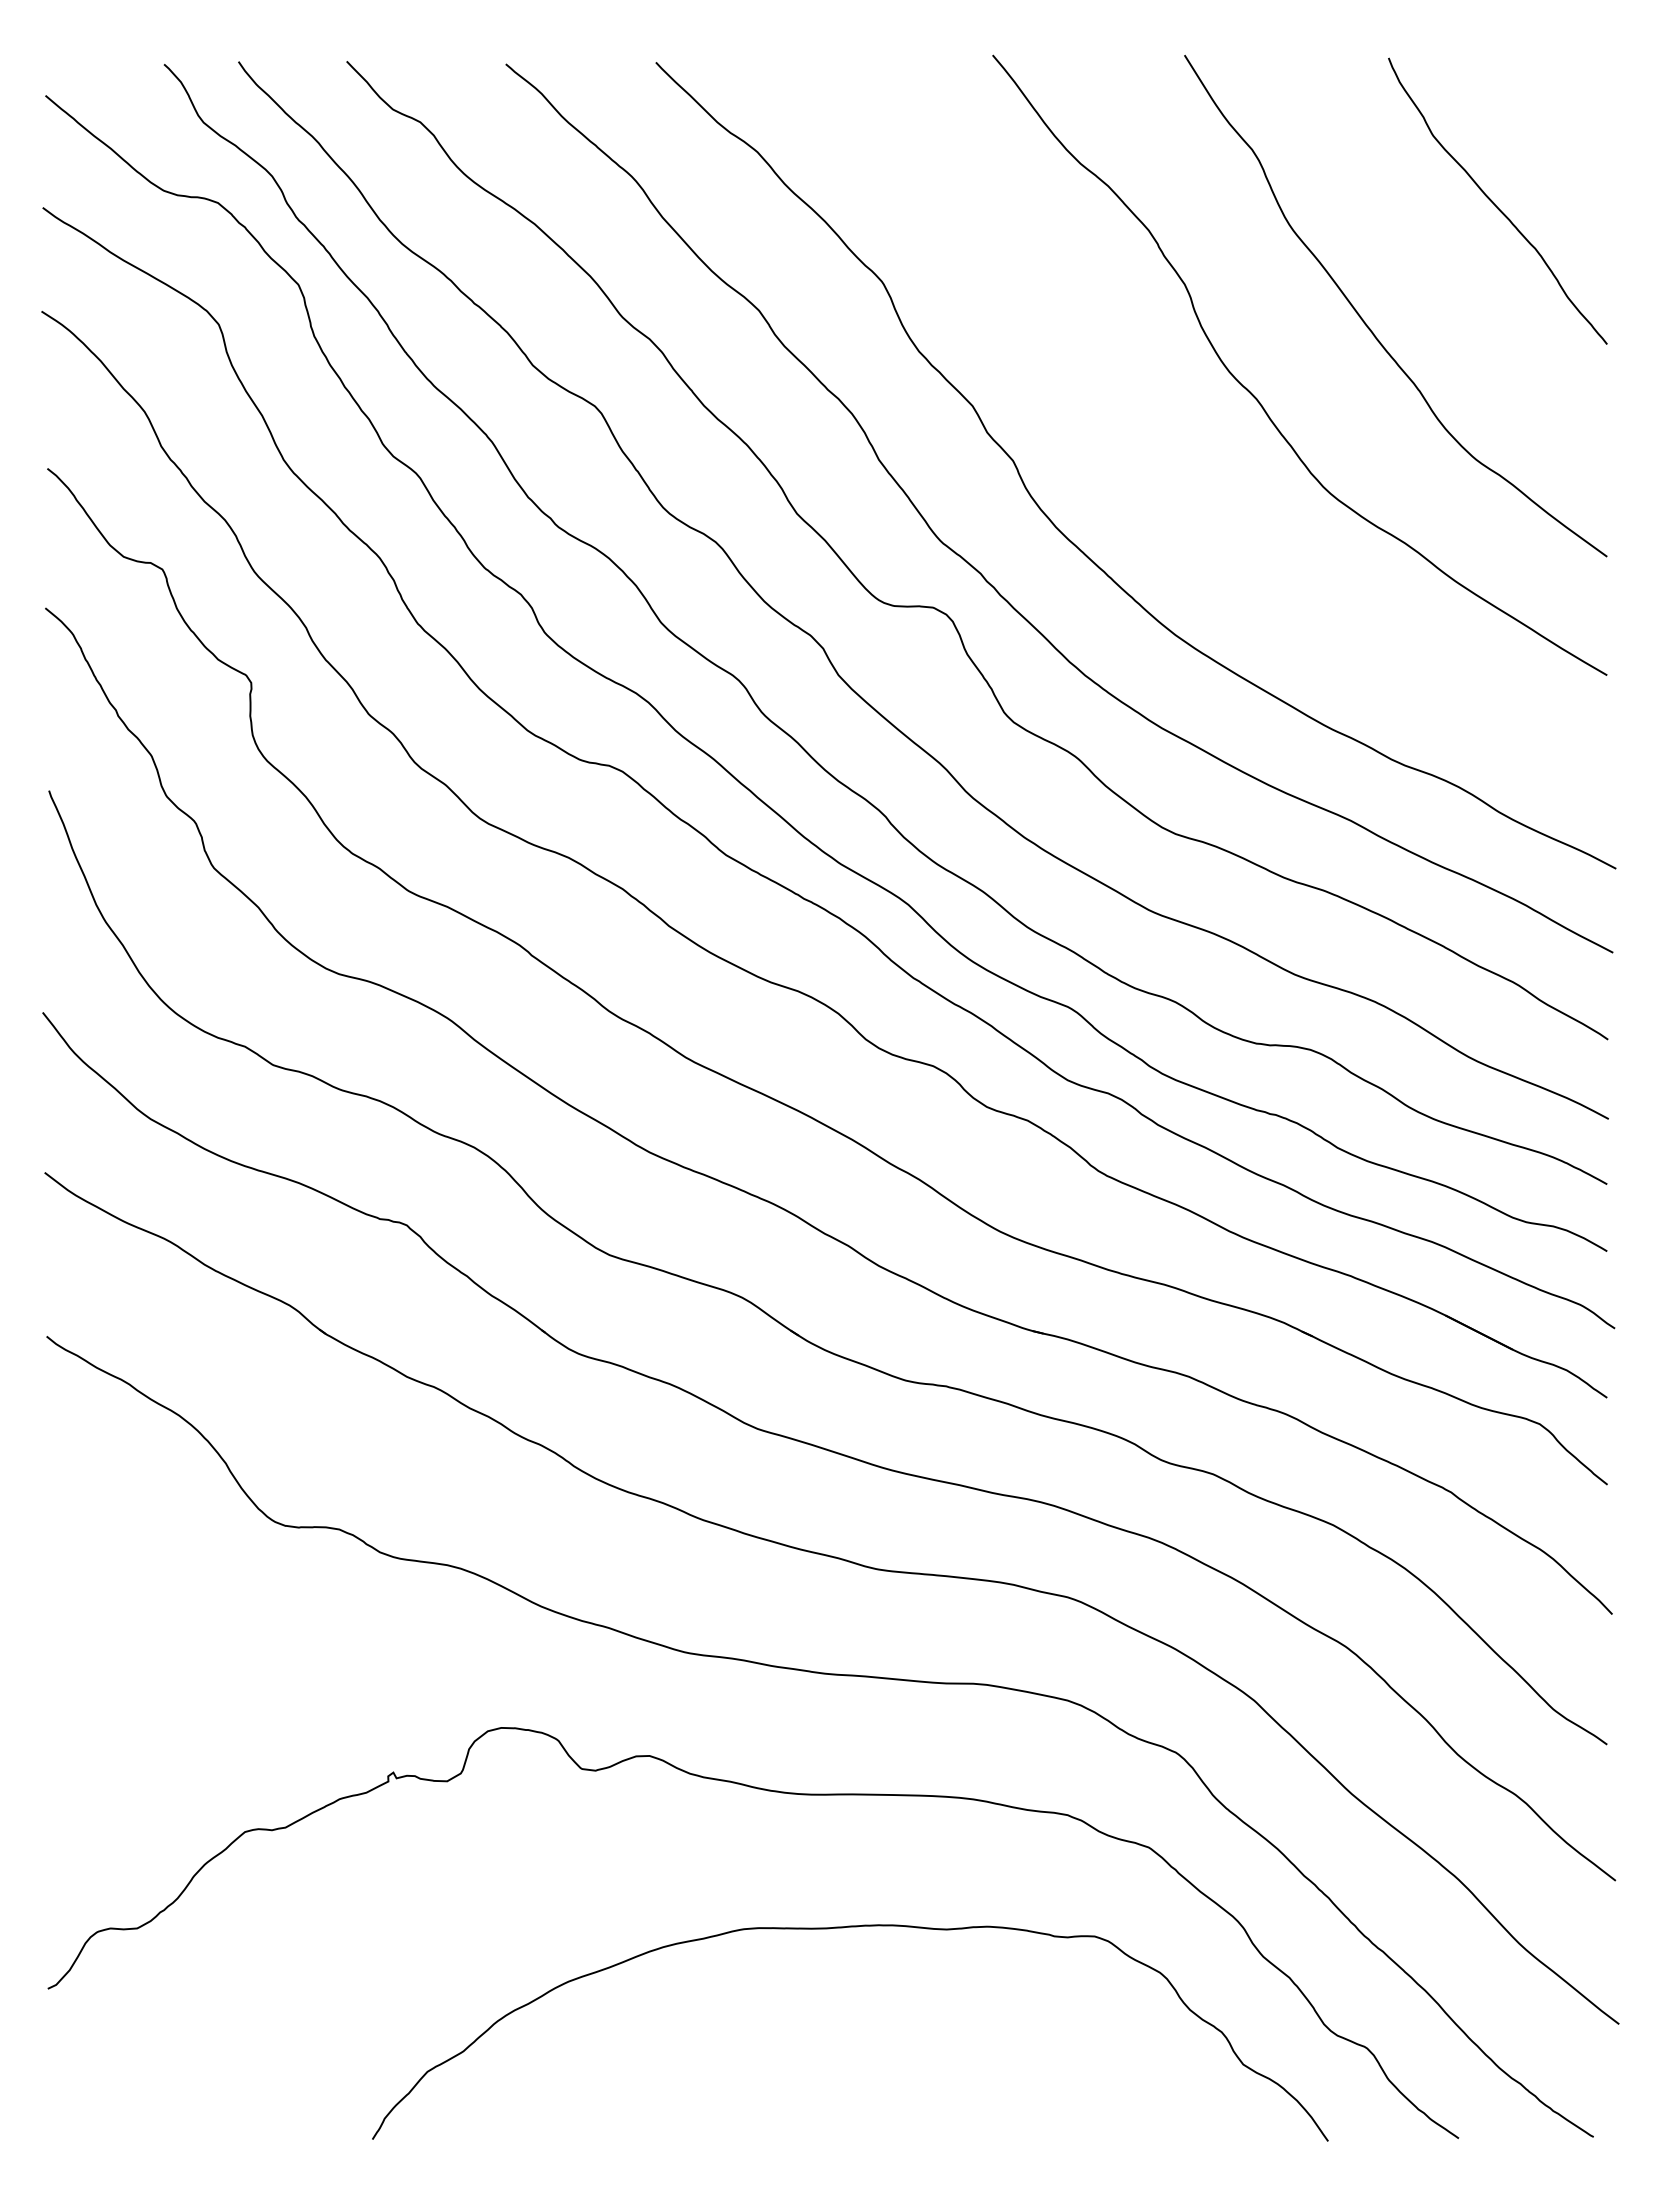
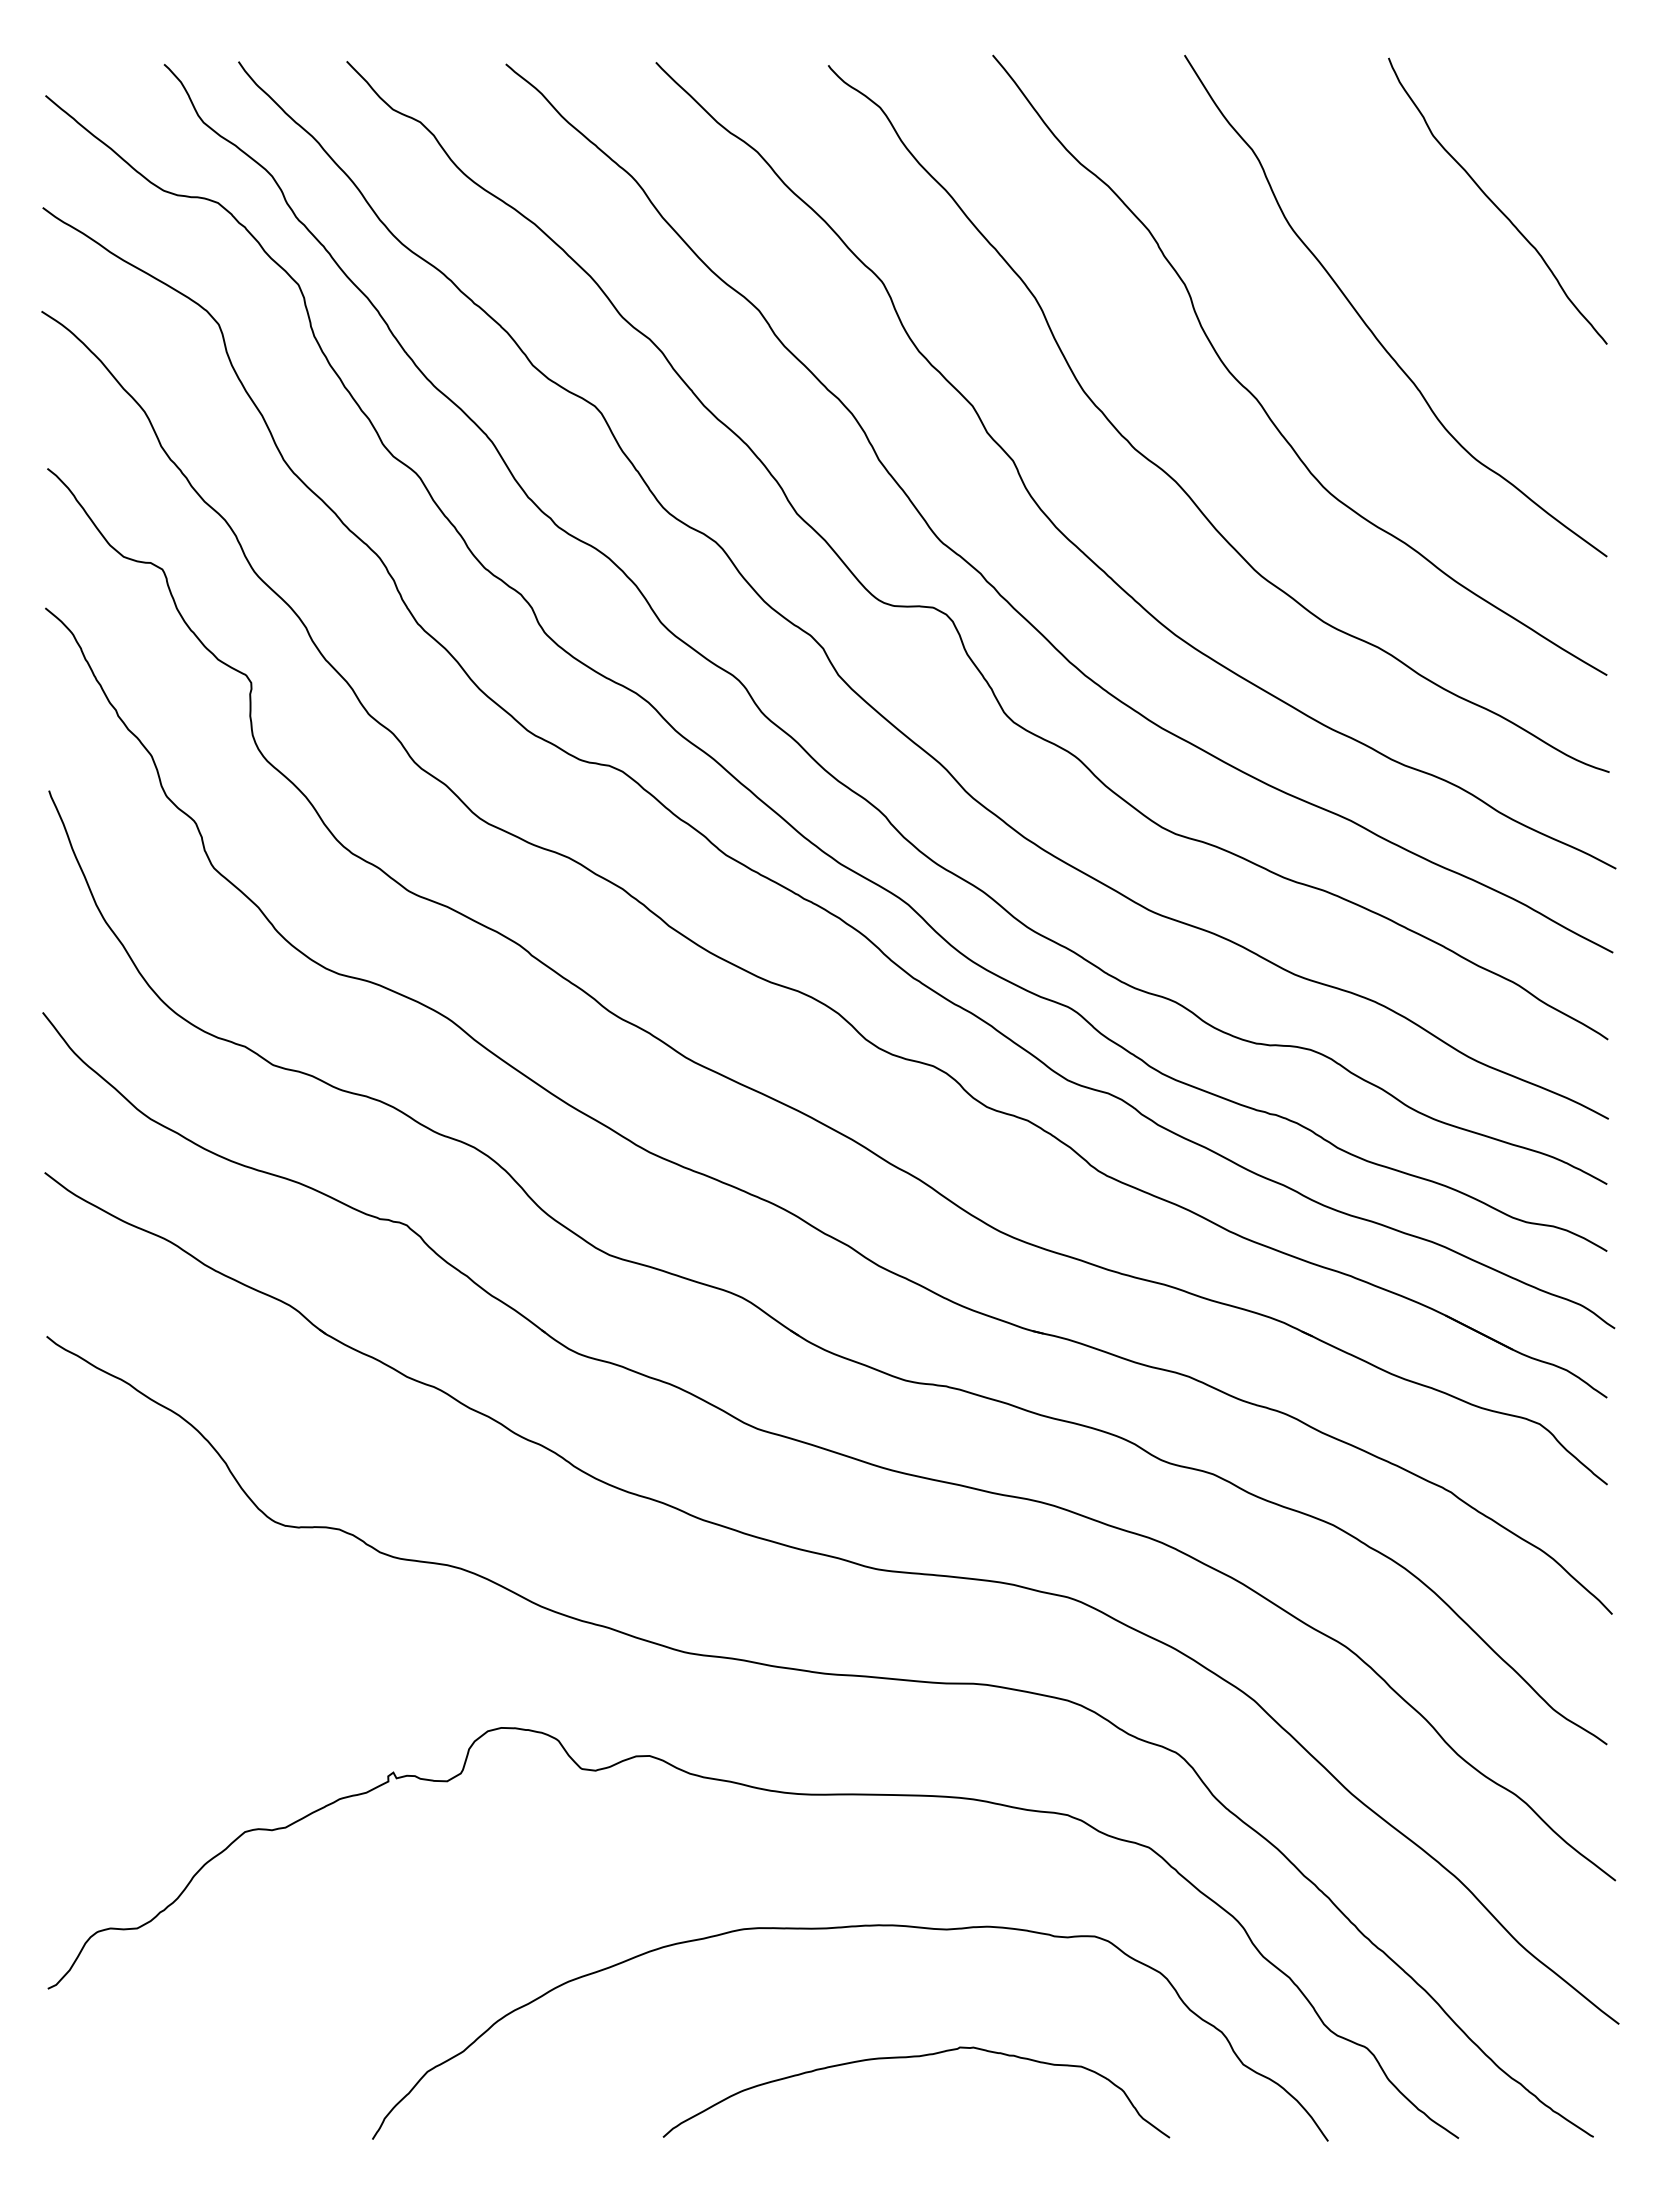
curve: none -> present (1168, 473)
curve: none -> present (916, 2057)
